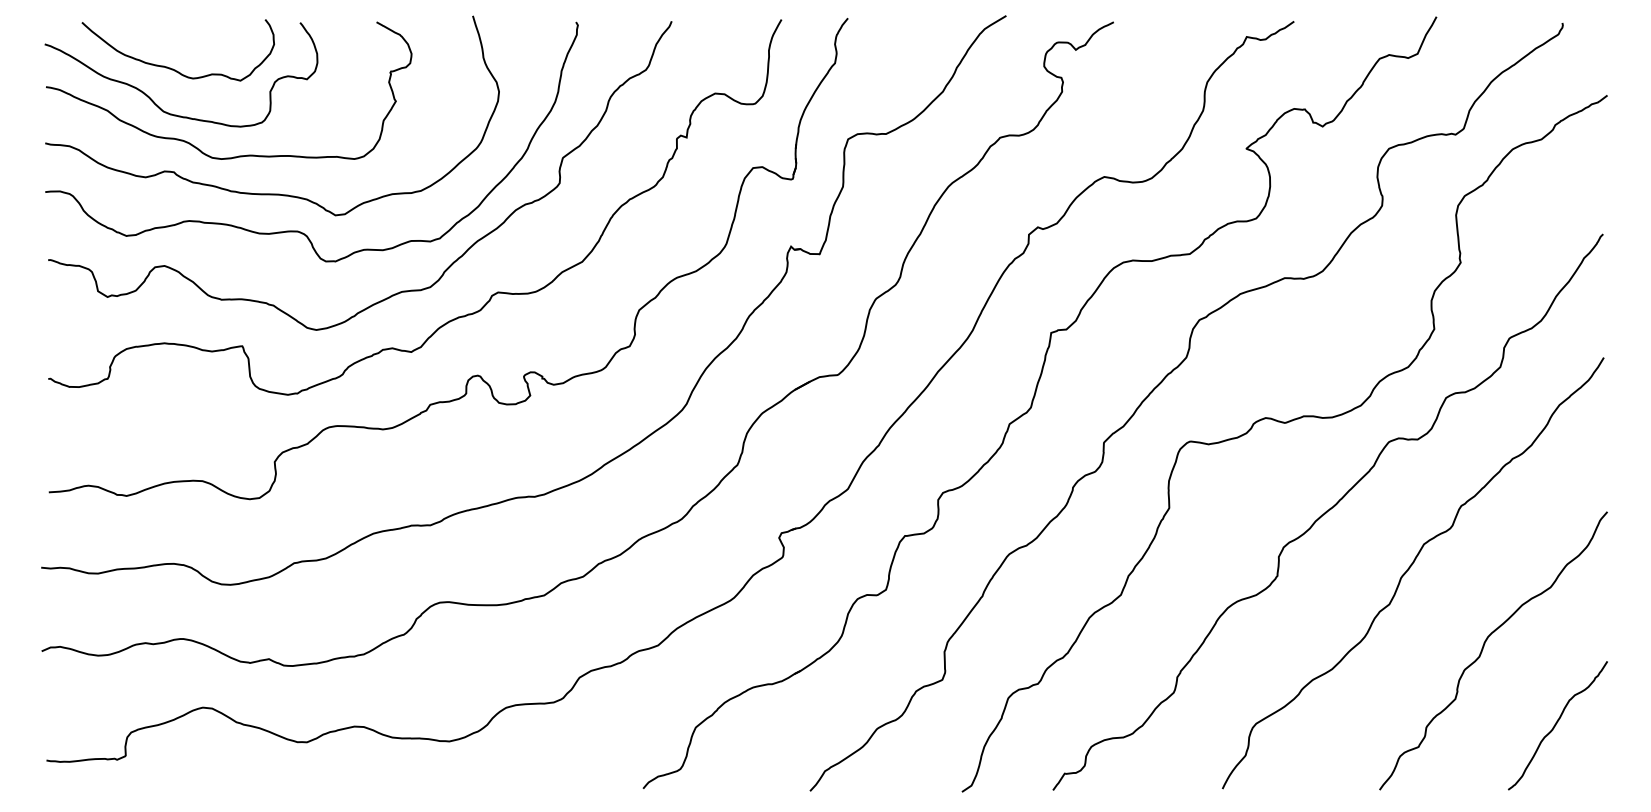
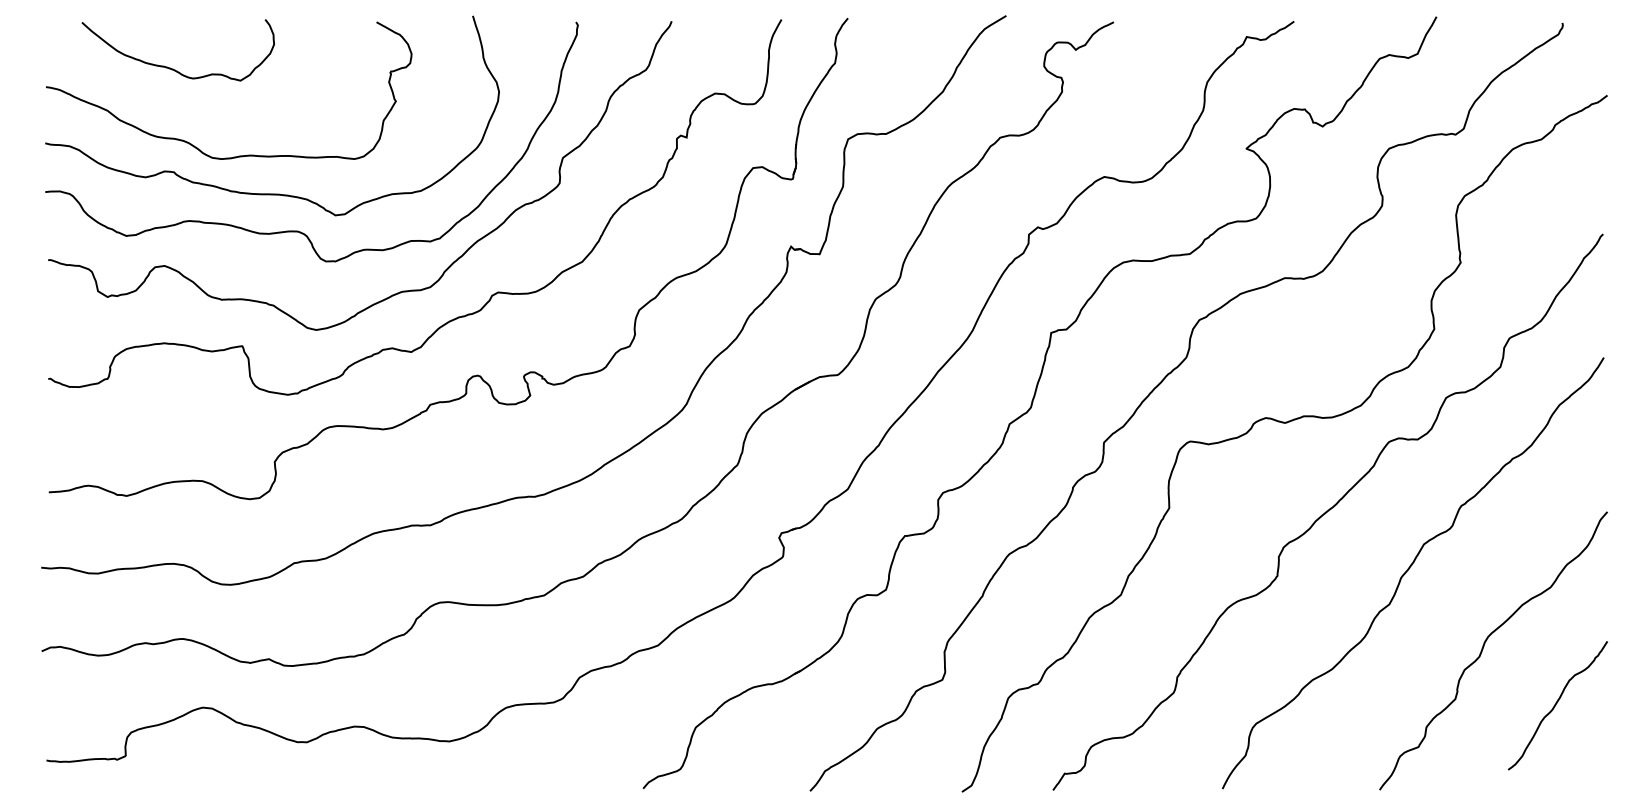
curve: present -> none (154, 101)
curve position: (1556, 725) -> (1556, 705) (1556, 705)
